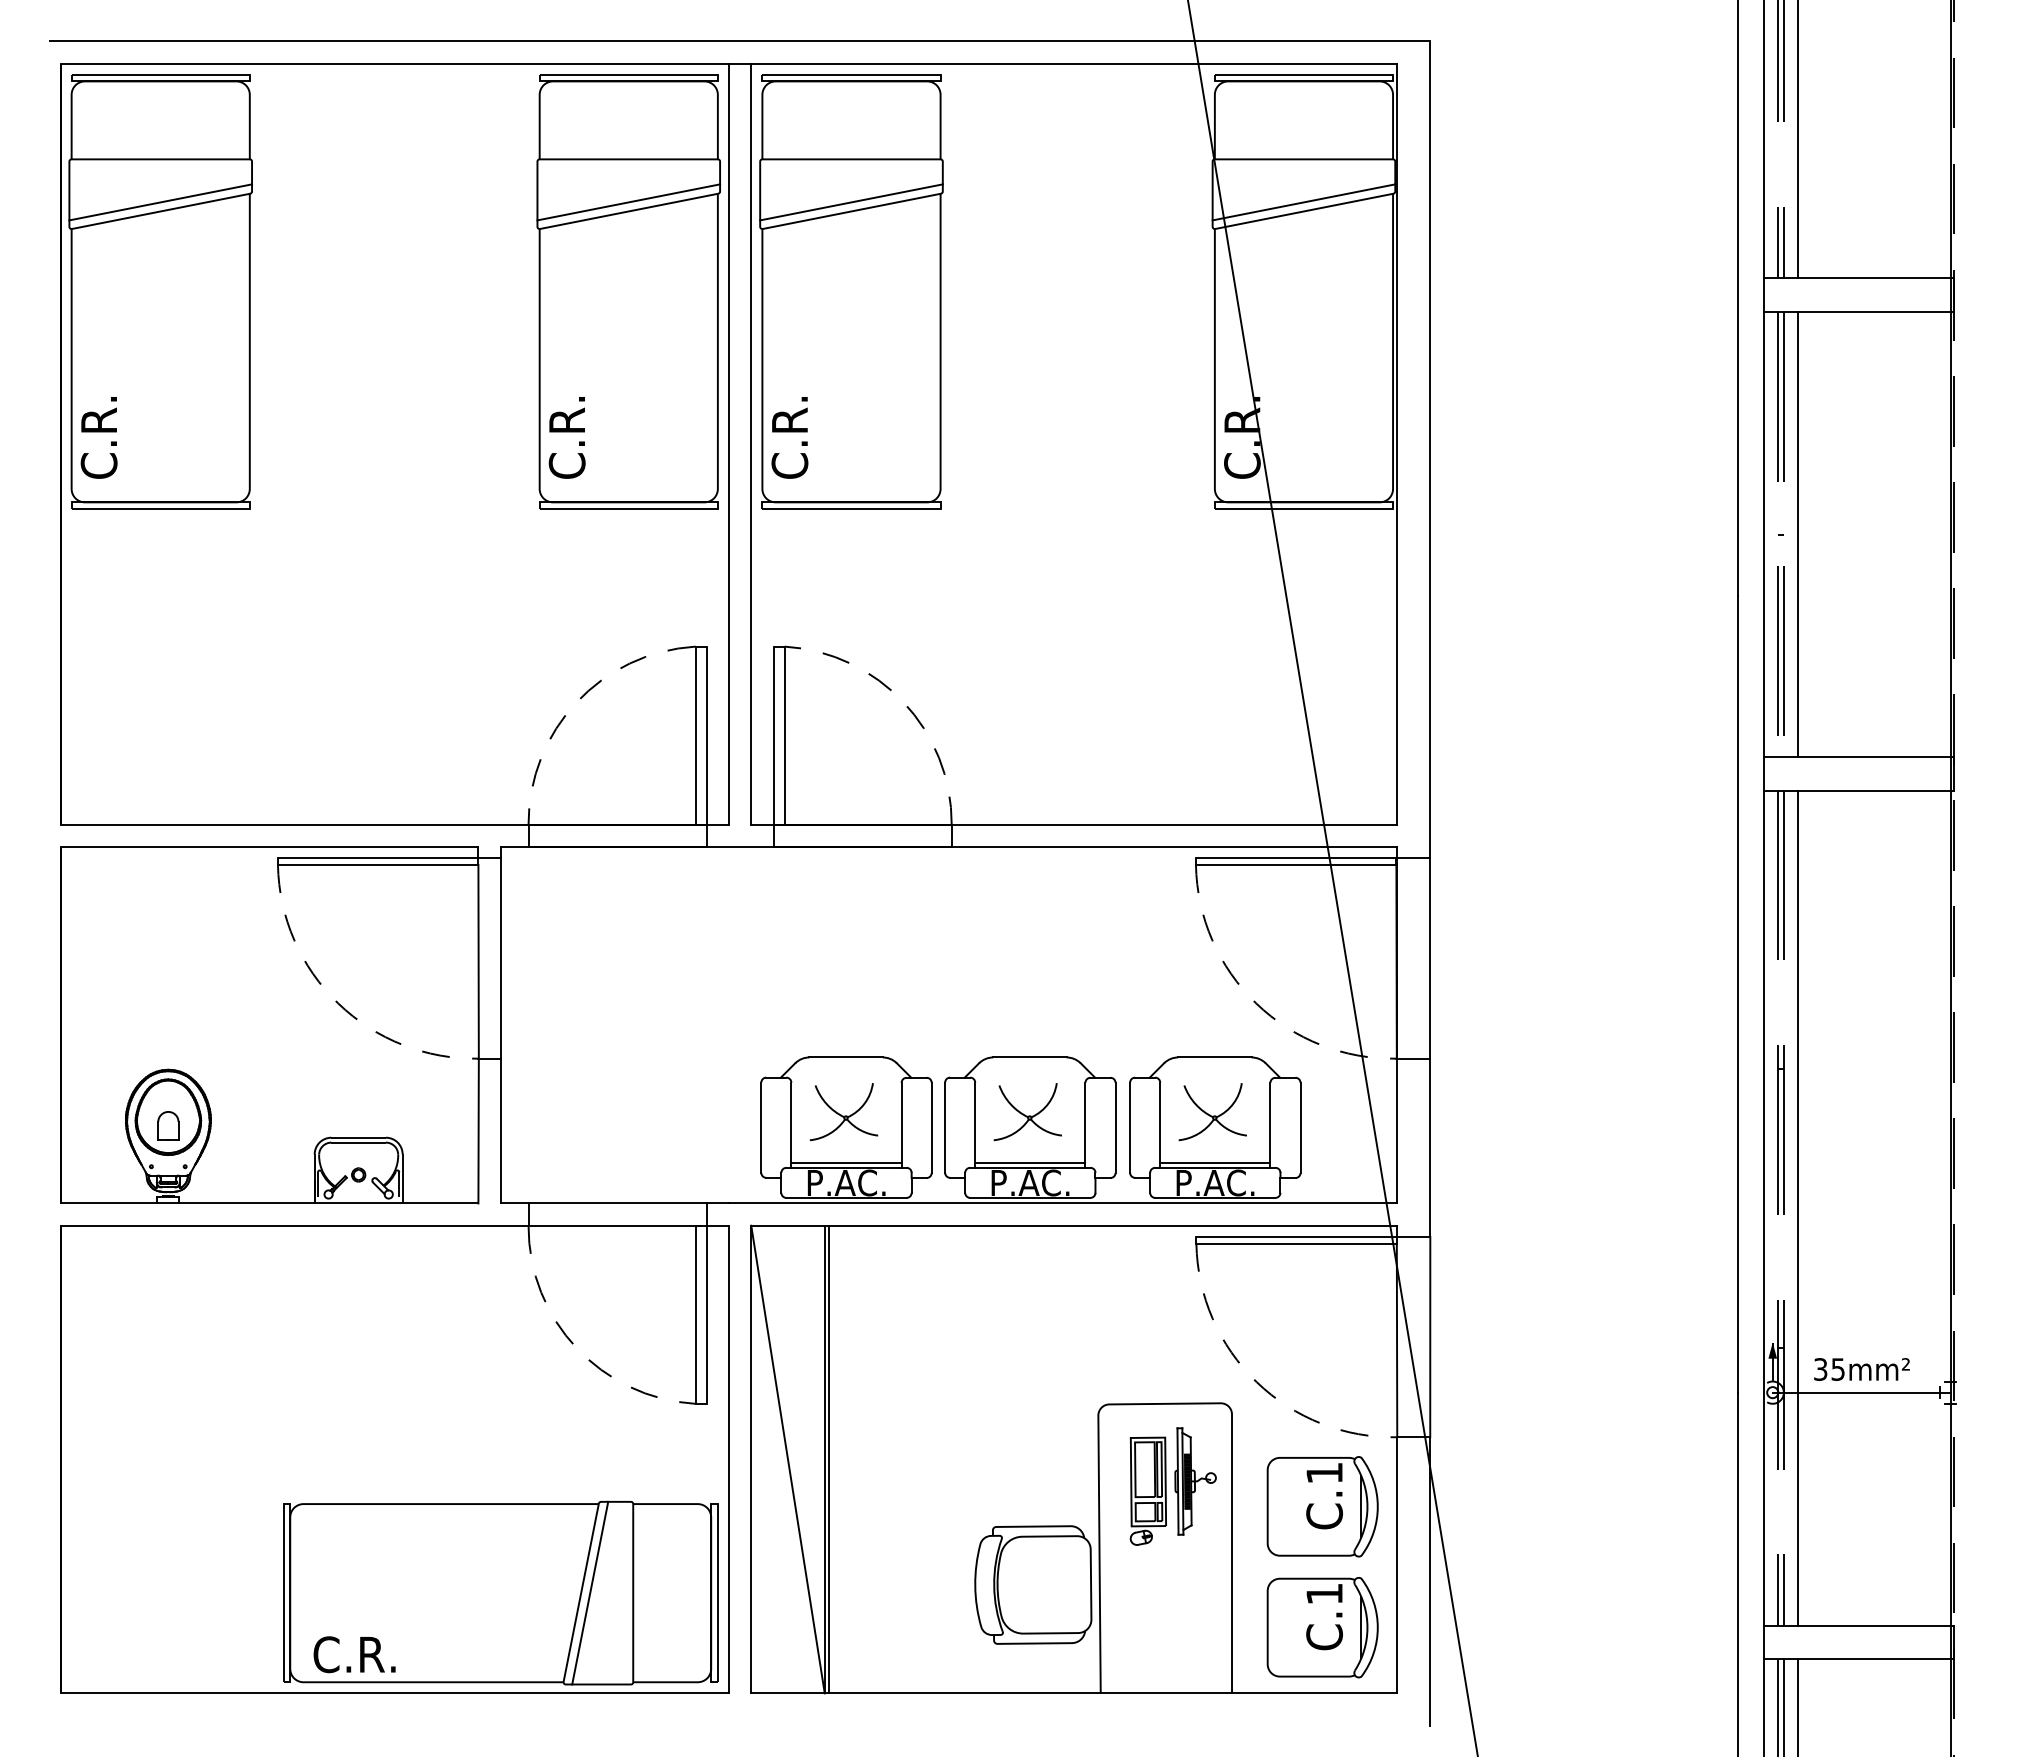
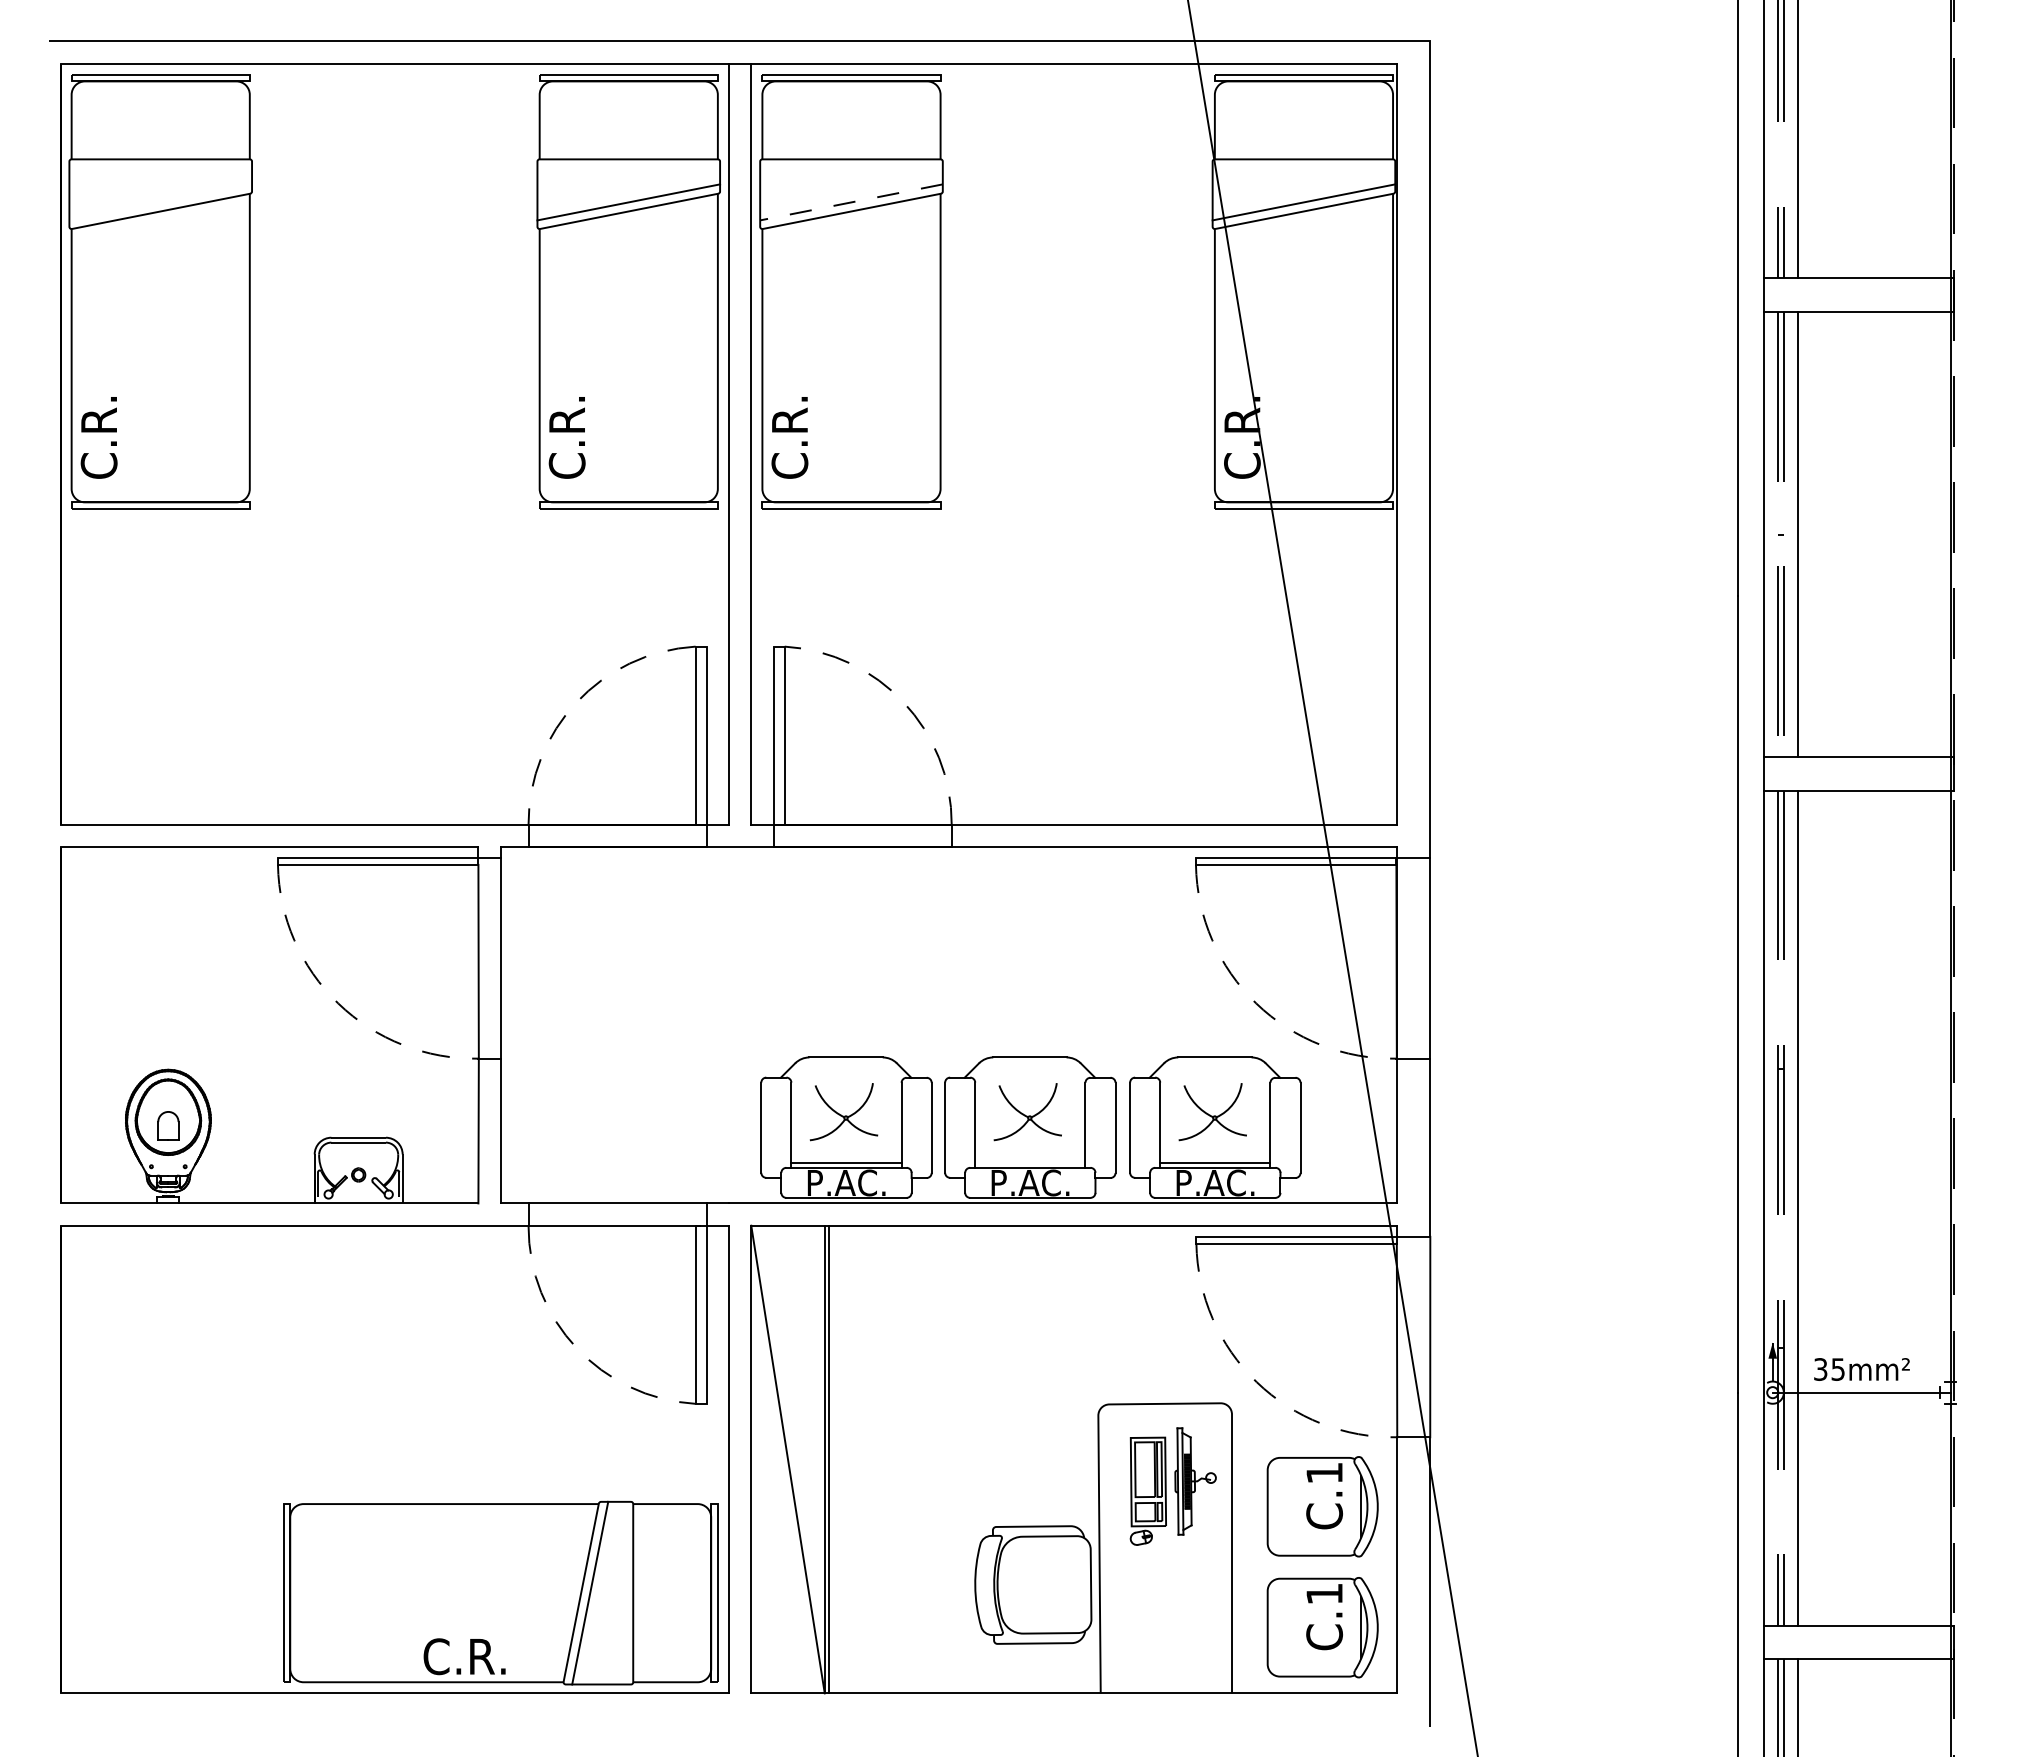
line: present -> none (160, 202)
line: solid -> dashed (851, 202)
line: present -> none (1030, 1162)
text position: (354, 1654) -> (464, 1656) (464, 1656)
